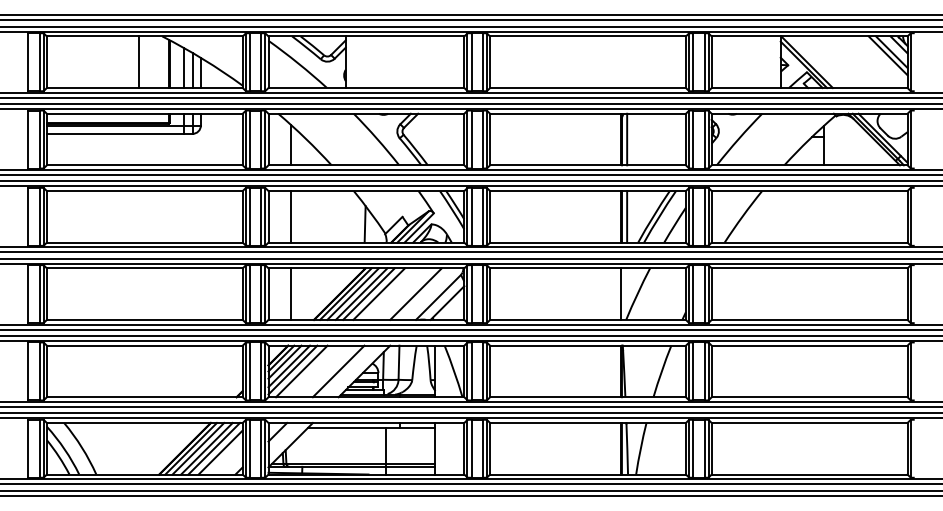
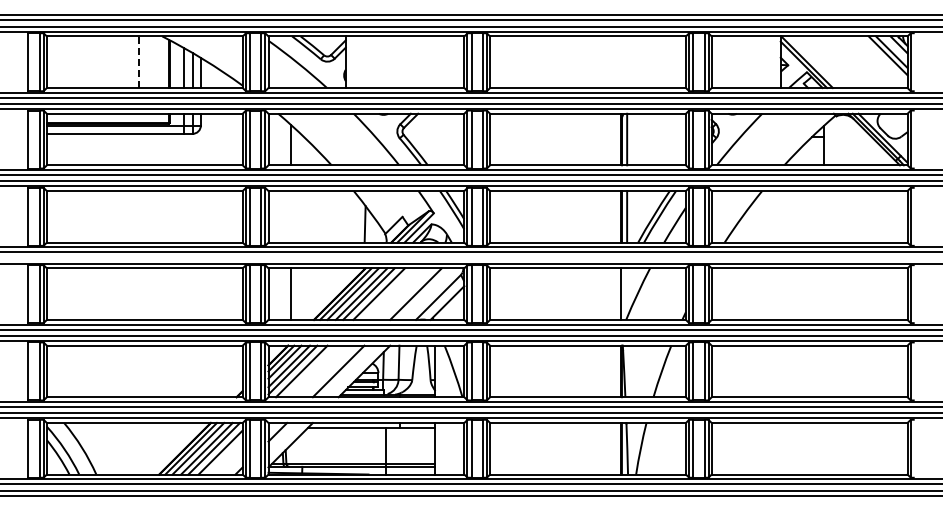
line: solid -> dashed (139, 62)
line: present -> none (290, 216)
line: present -> none (470, 258)
